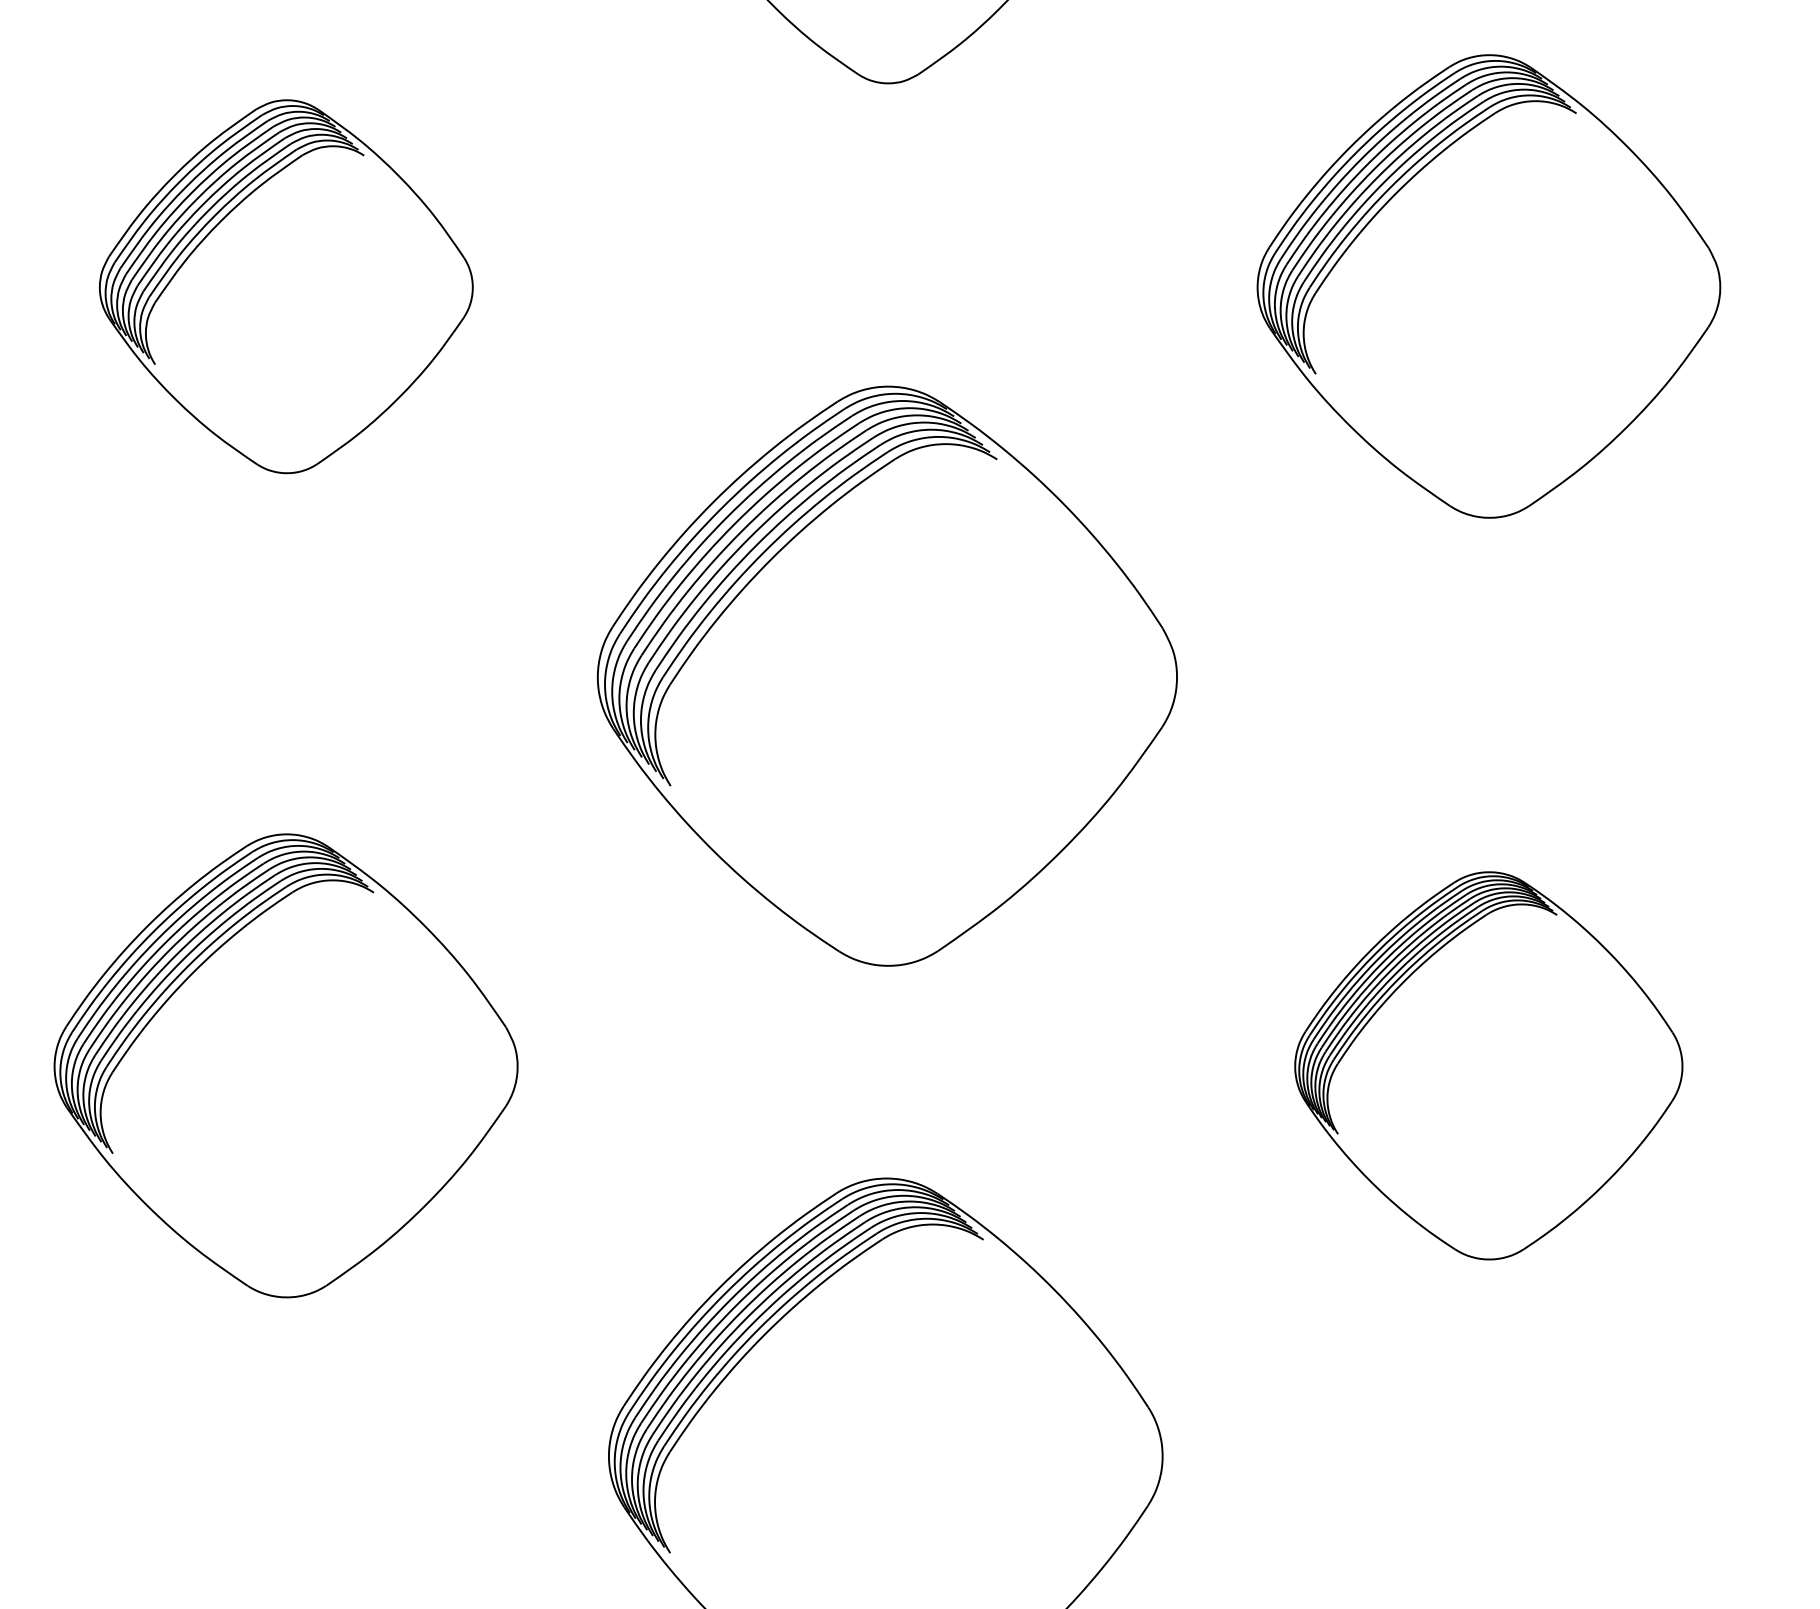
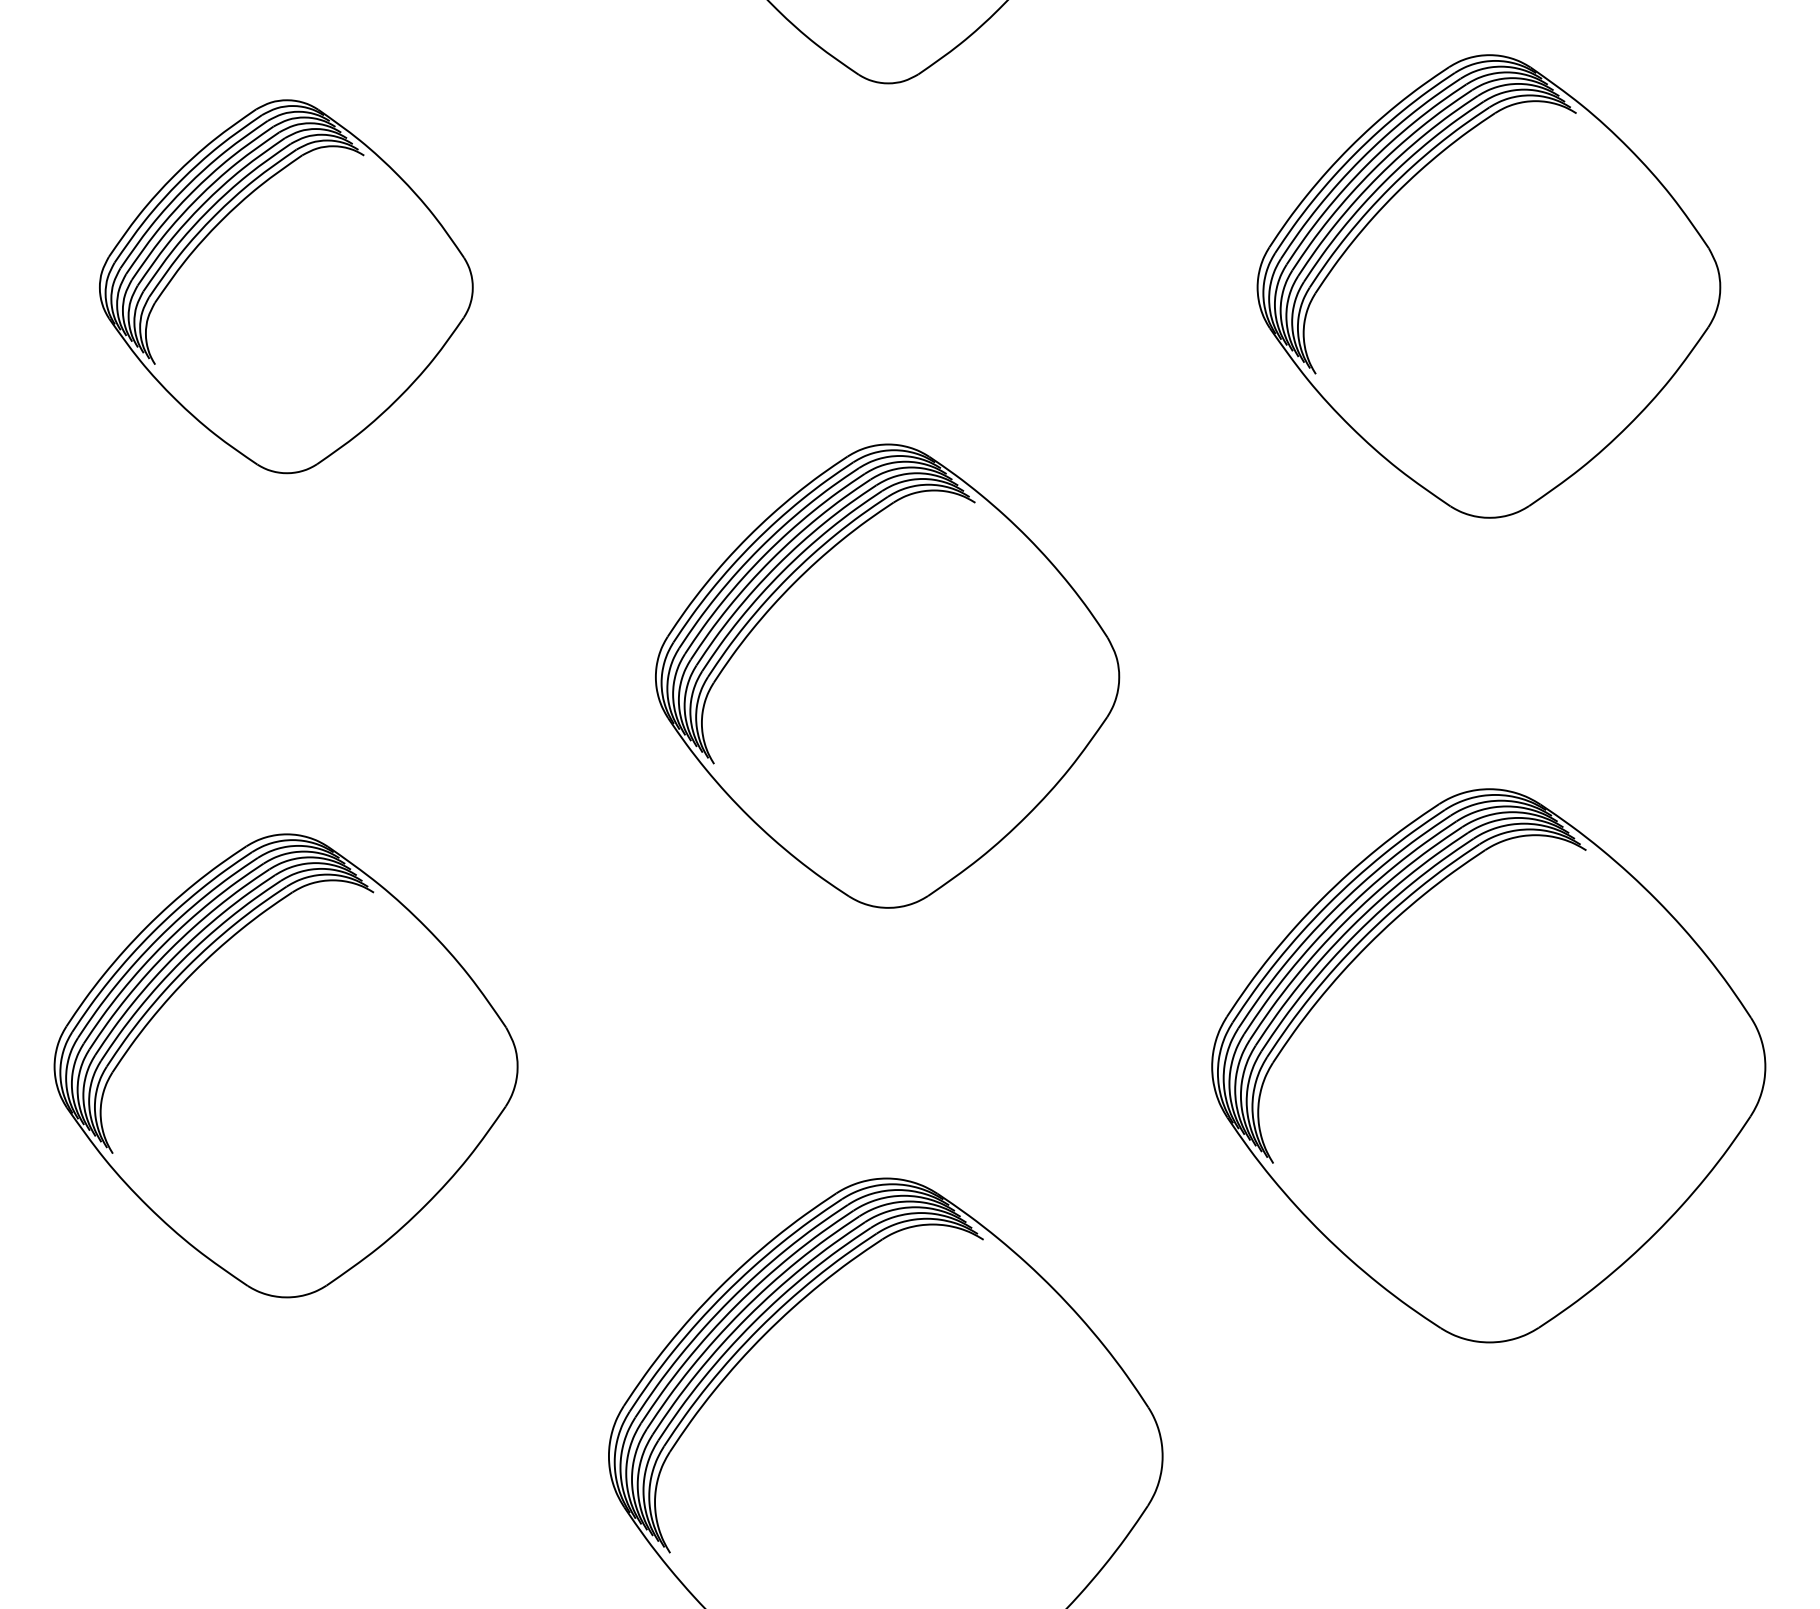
part size: 582x582 px -> 466x466 px (887, 675)
part size: 390x390 px -> 556x556 px (1488, 1065)
